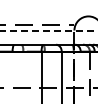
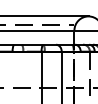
line: none -> present (45, 16)
line: dashed -> solid (48, 30)
